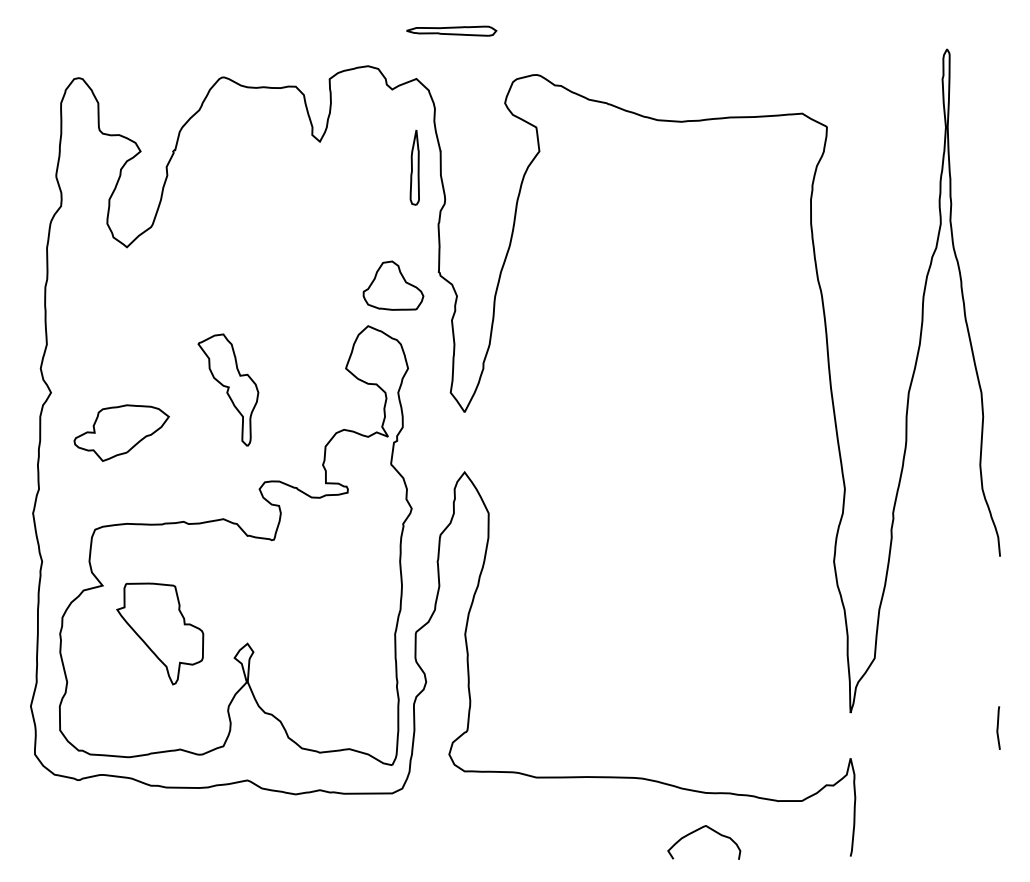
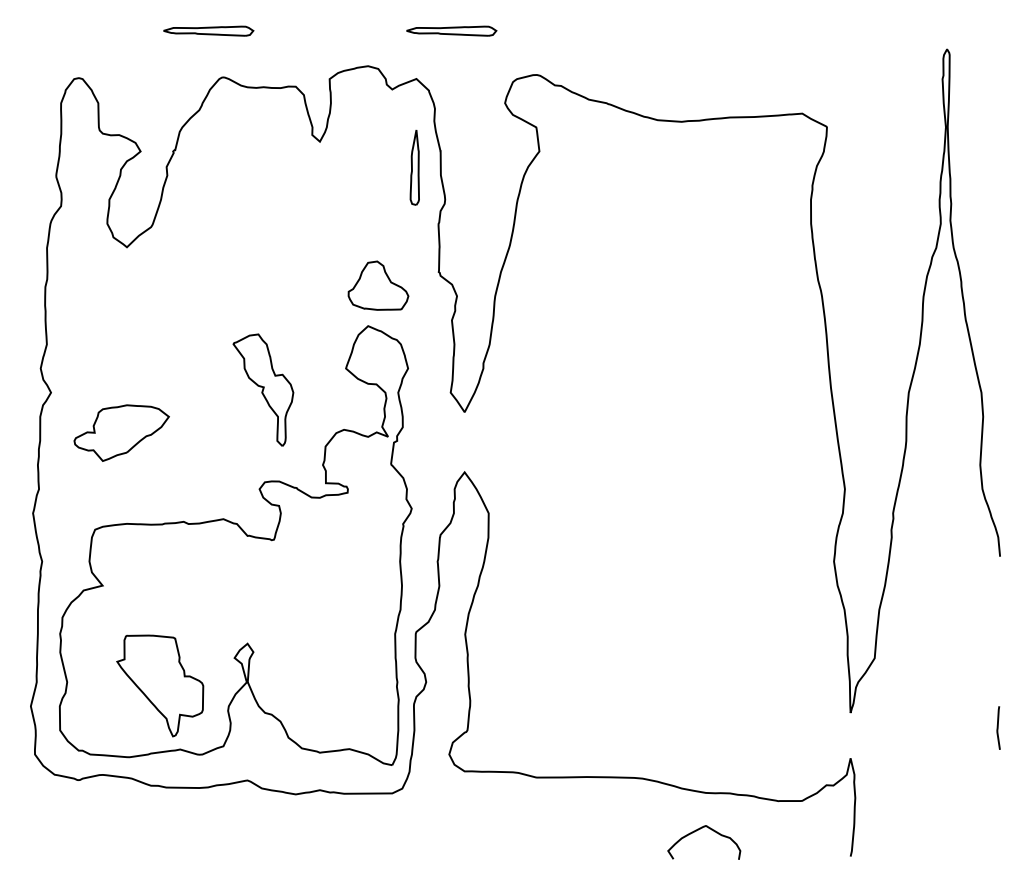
part: none -> present (208, 30)
part position: (393, 285) -> (378, 285) (378, 285)
part position: (228, 389) -> (263, 389) (263, 389)
part position: (160, 633) -> (160, 685) (160, 685)
